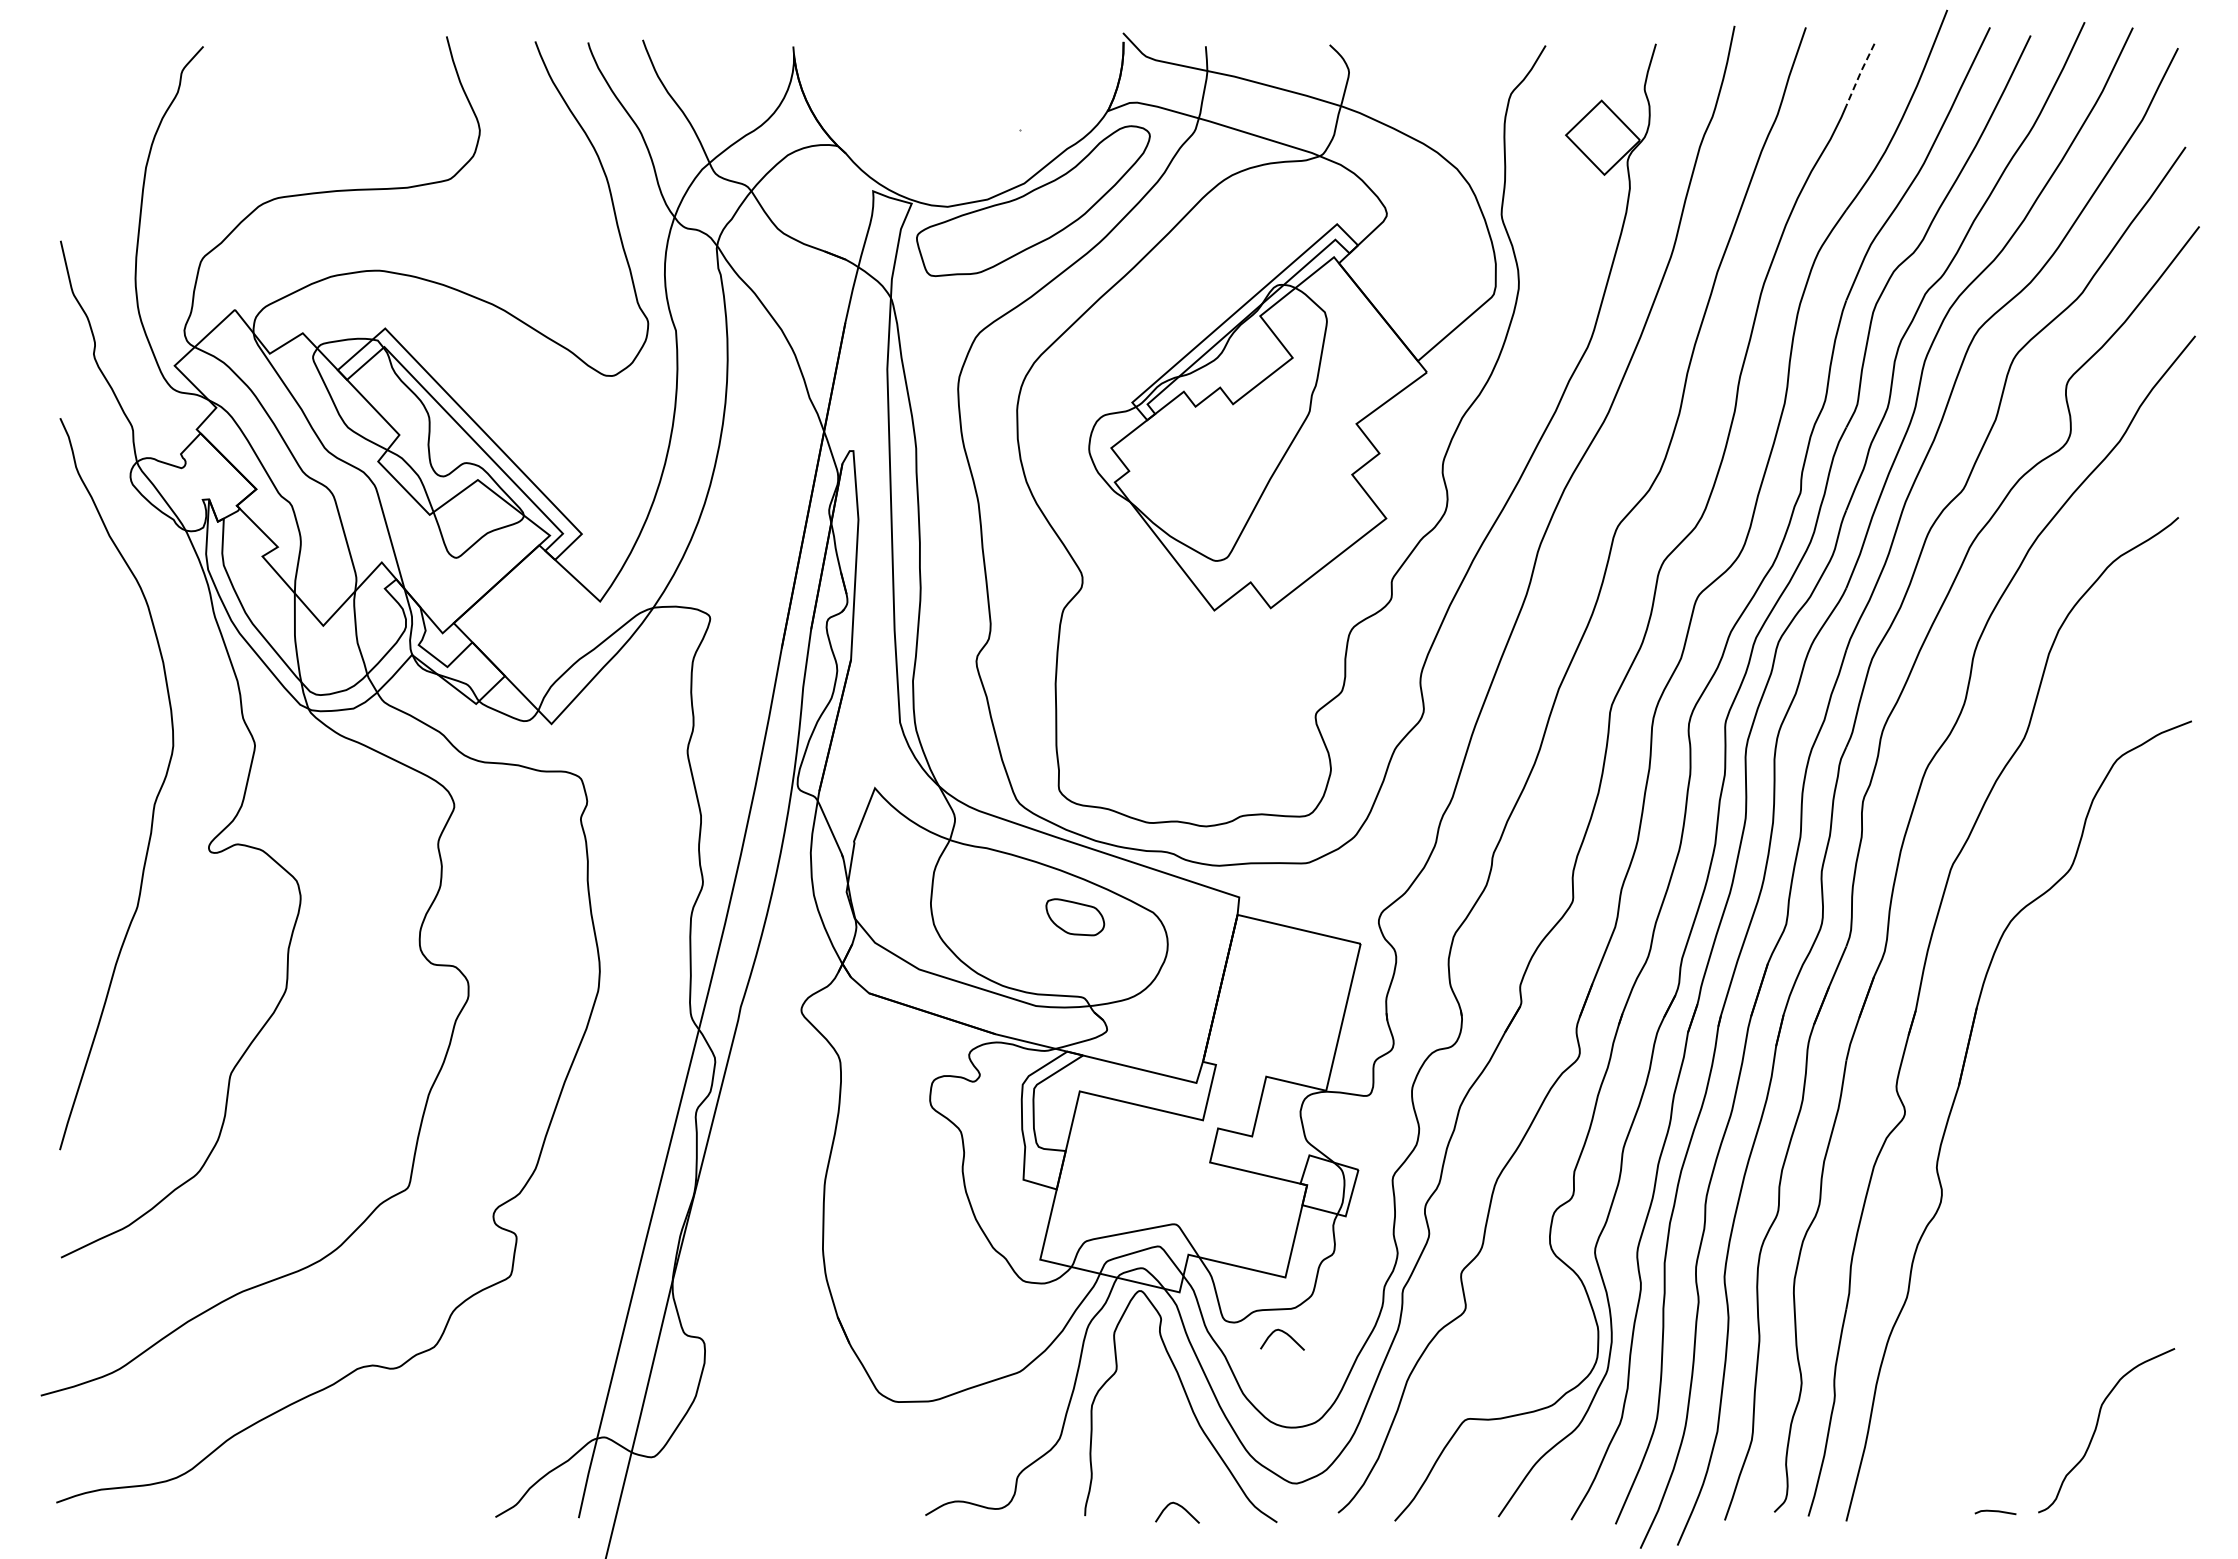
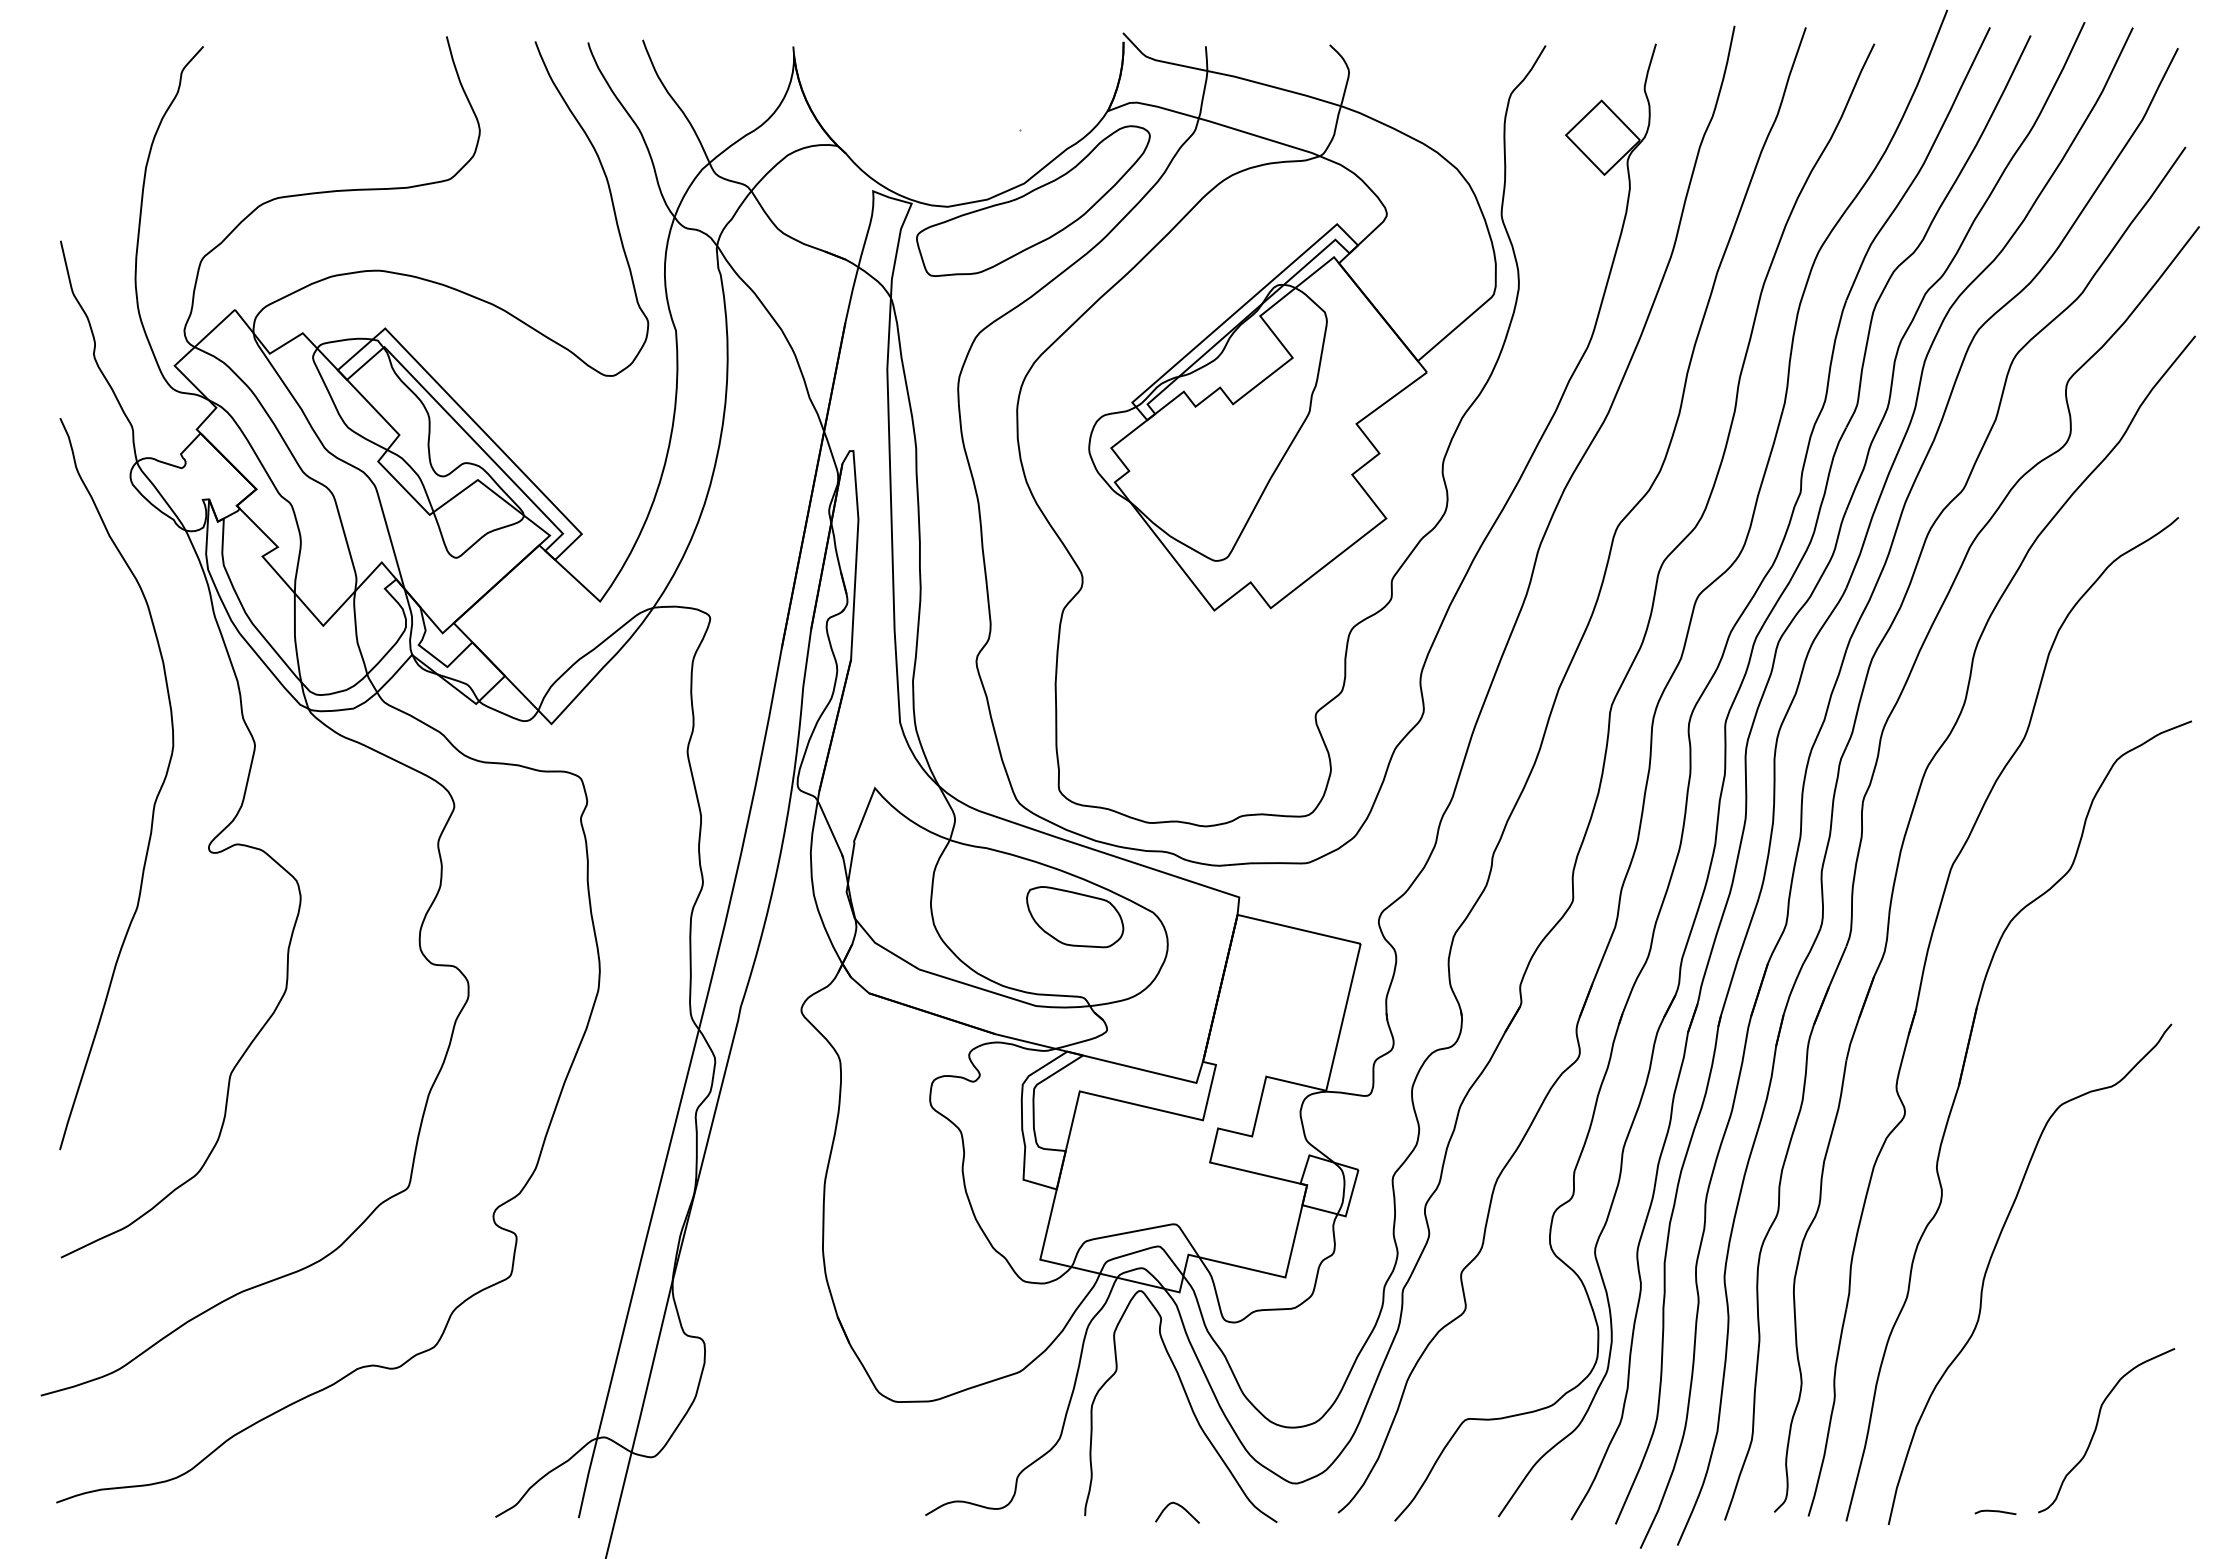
line: dashed -> solid (1860, 73)
part size: 61x39 px -> 99x63 px (1075, 917)
curve: none -> present (1990, 1262)
curve: present -> none (1285, 1334)
